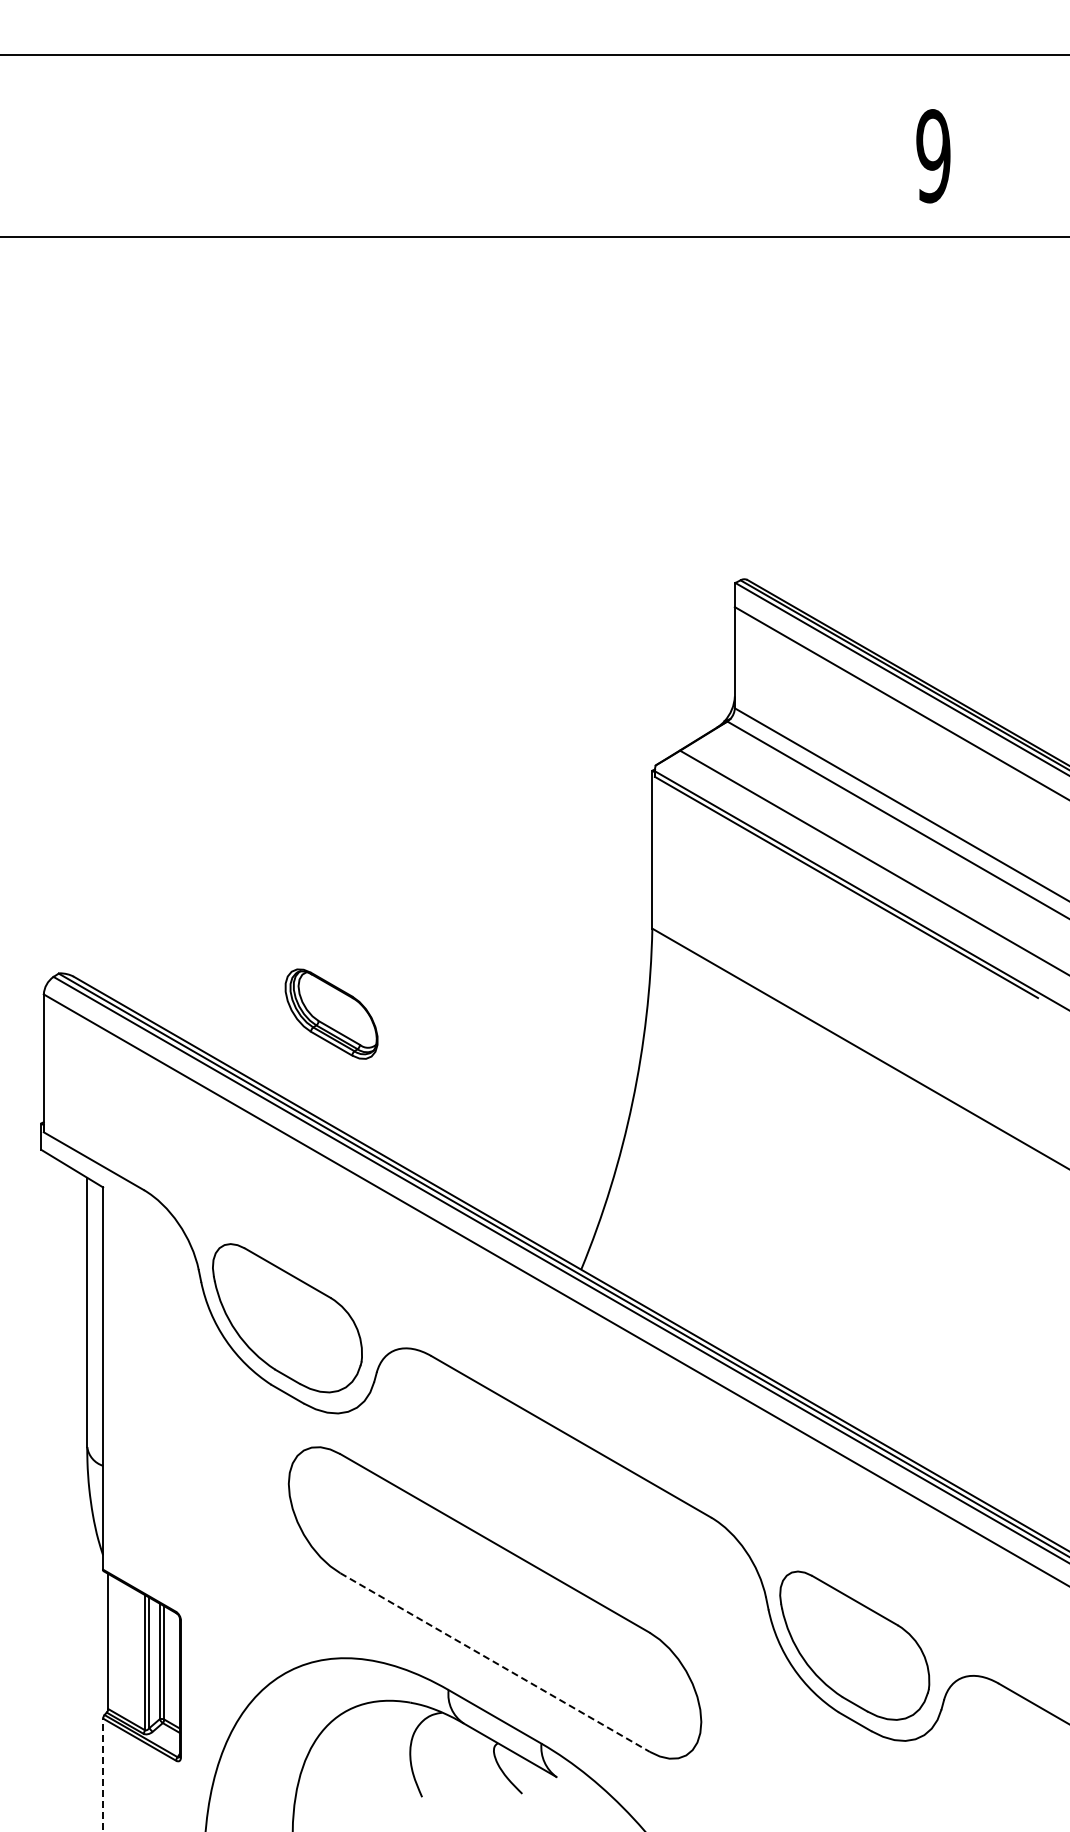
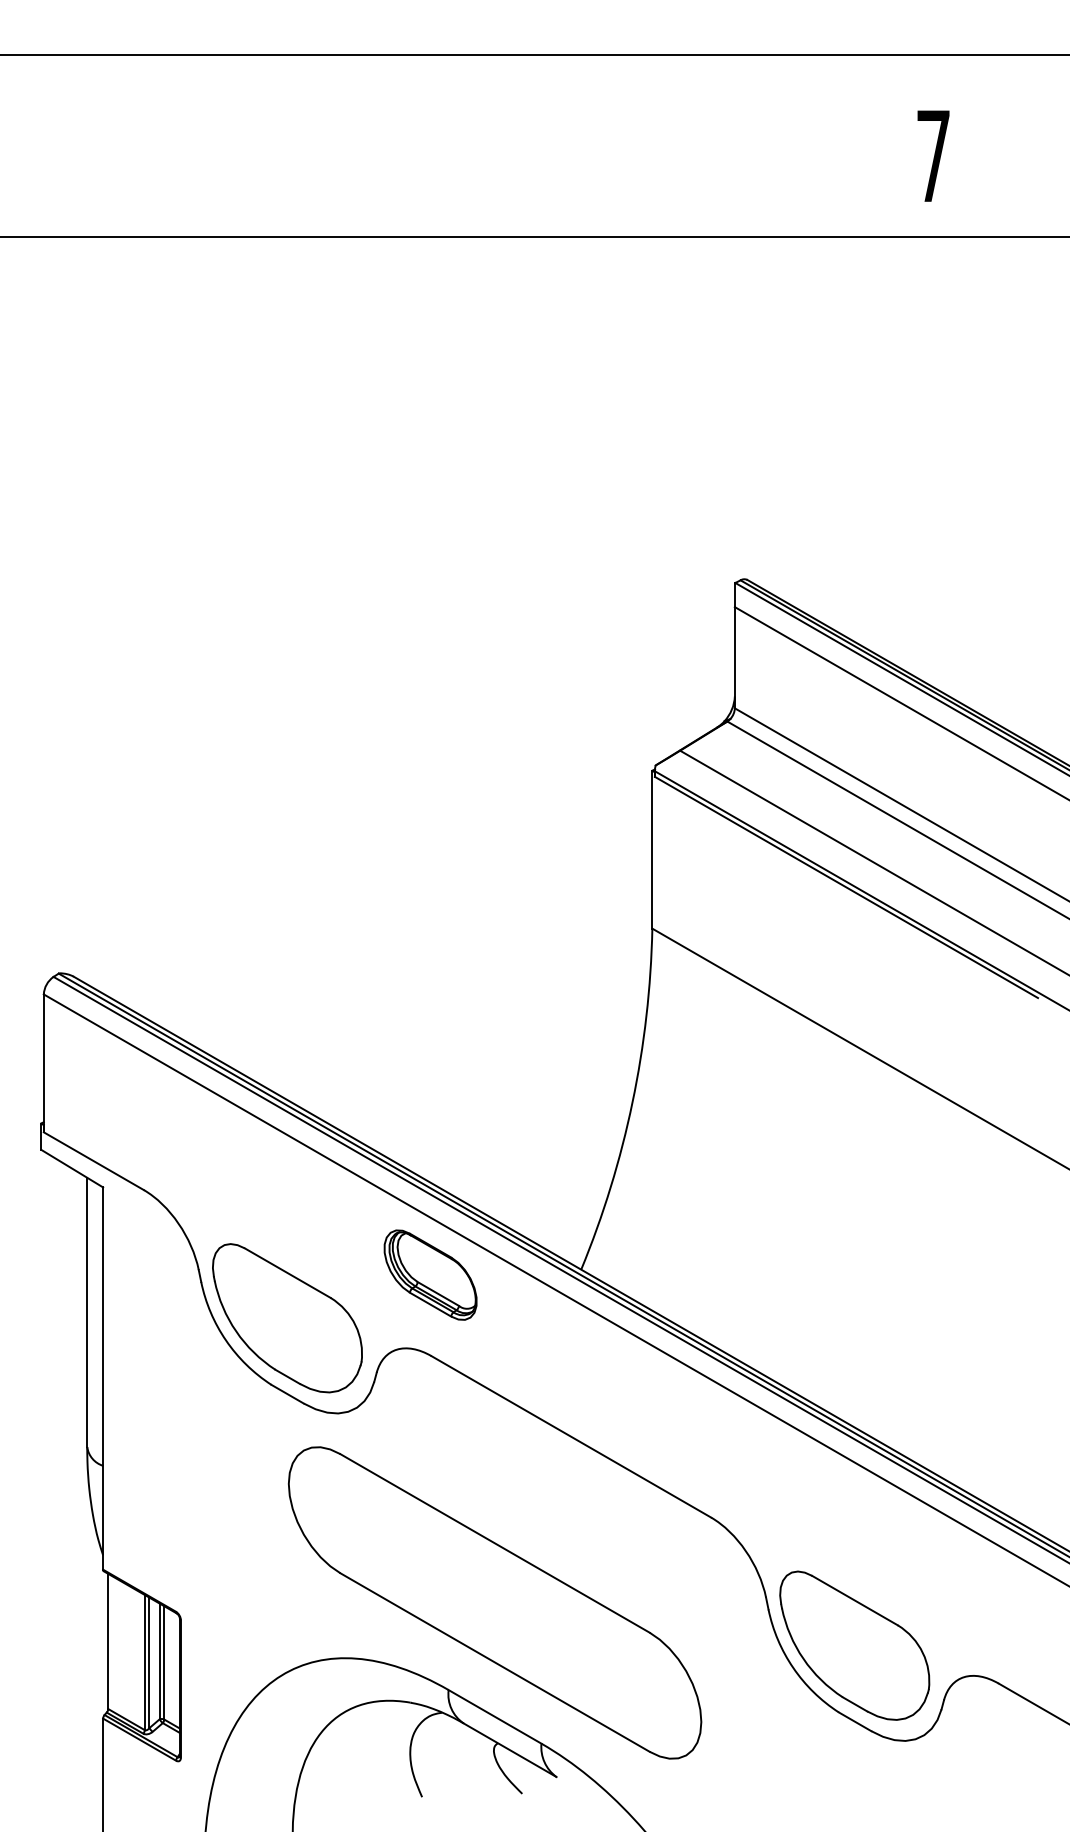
text: 9 -> 7 (933, 156)
part position: (331, 1013) -> (430, 1274) (430, 1274)
line: dashed -> solid (495, 1662)
line: dashed -> solid (103, 1774)
